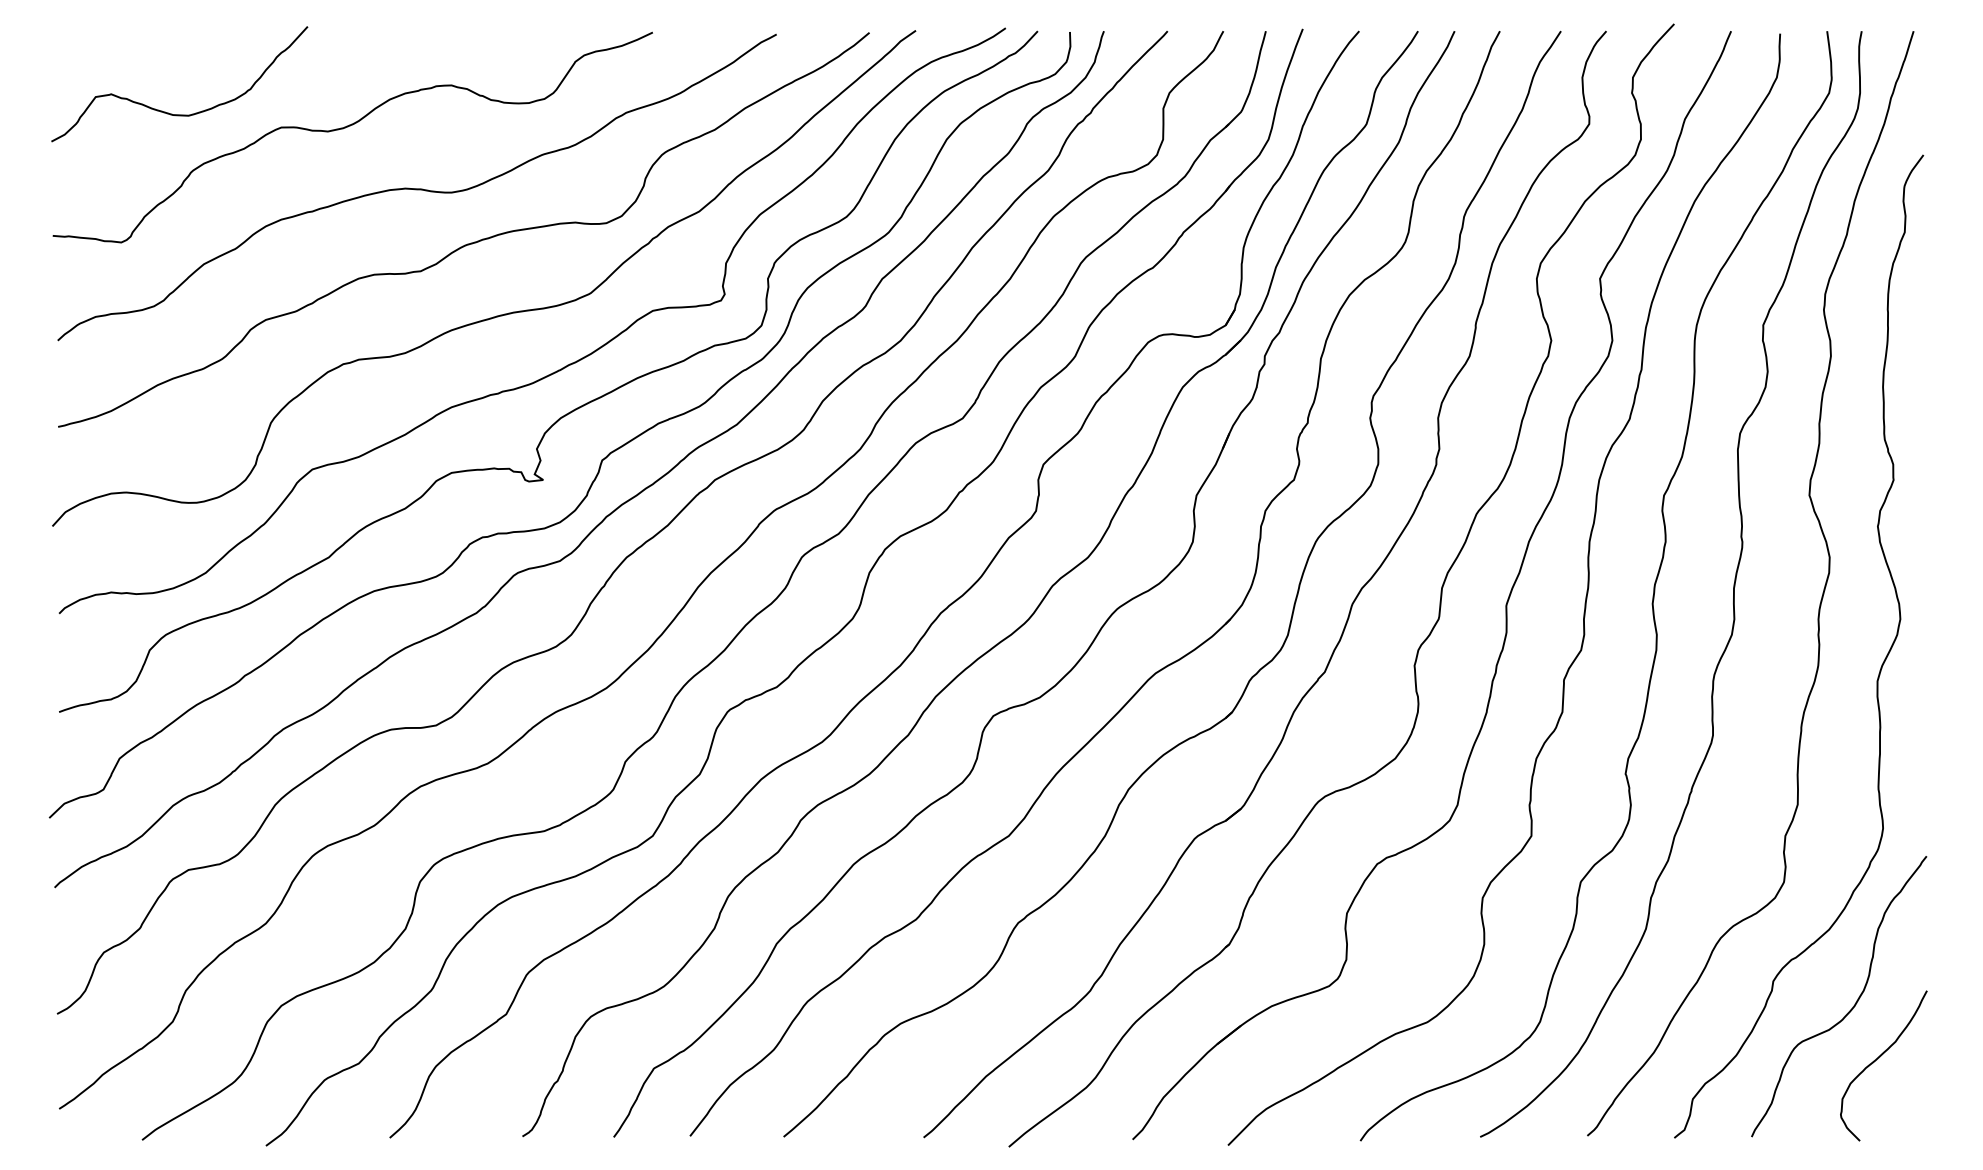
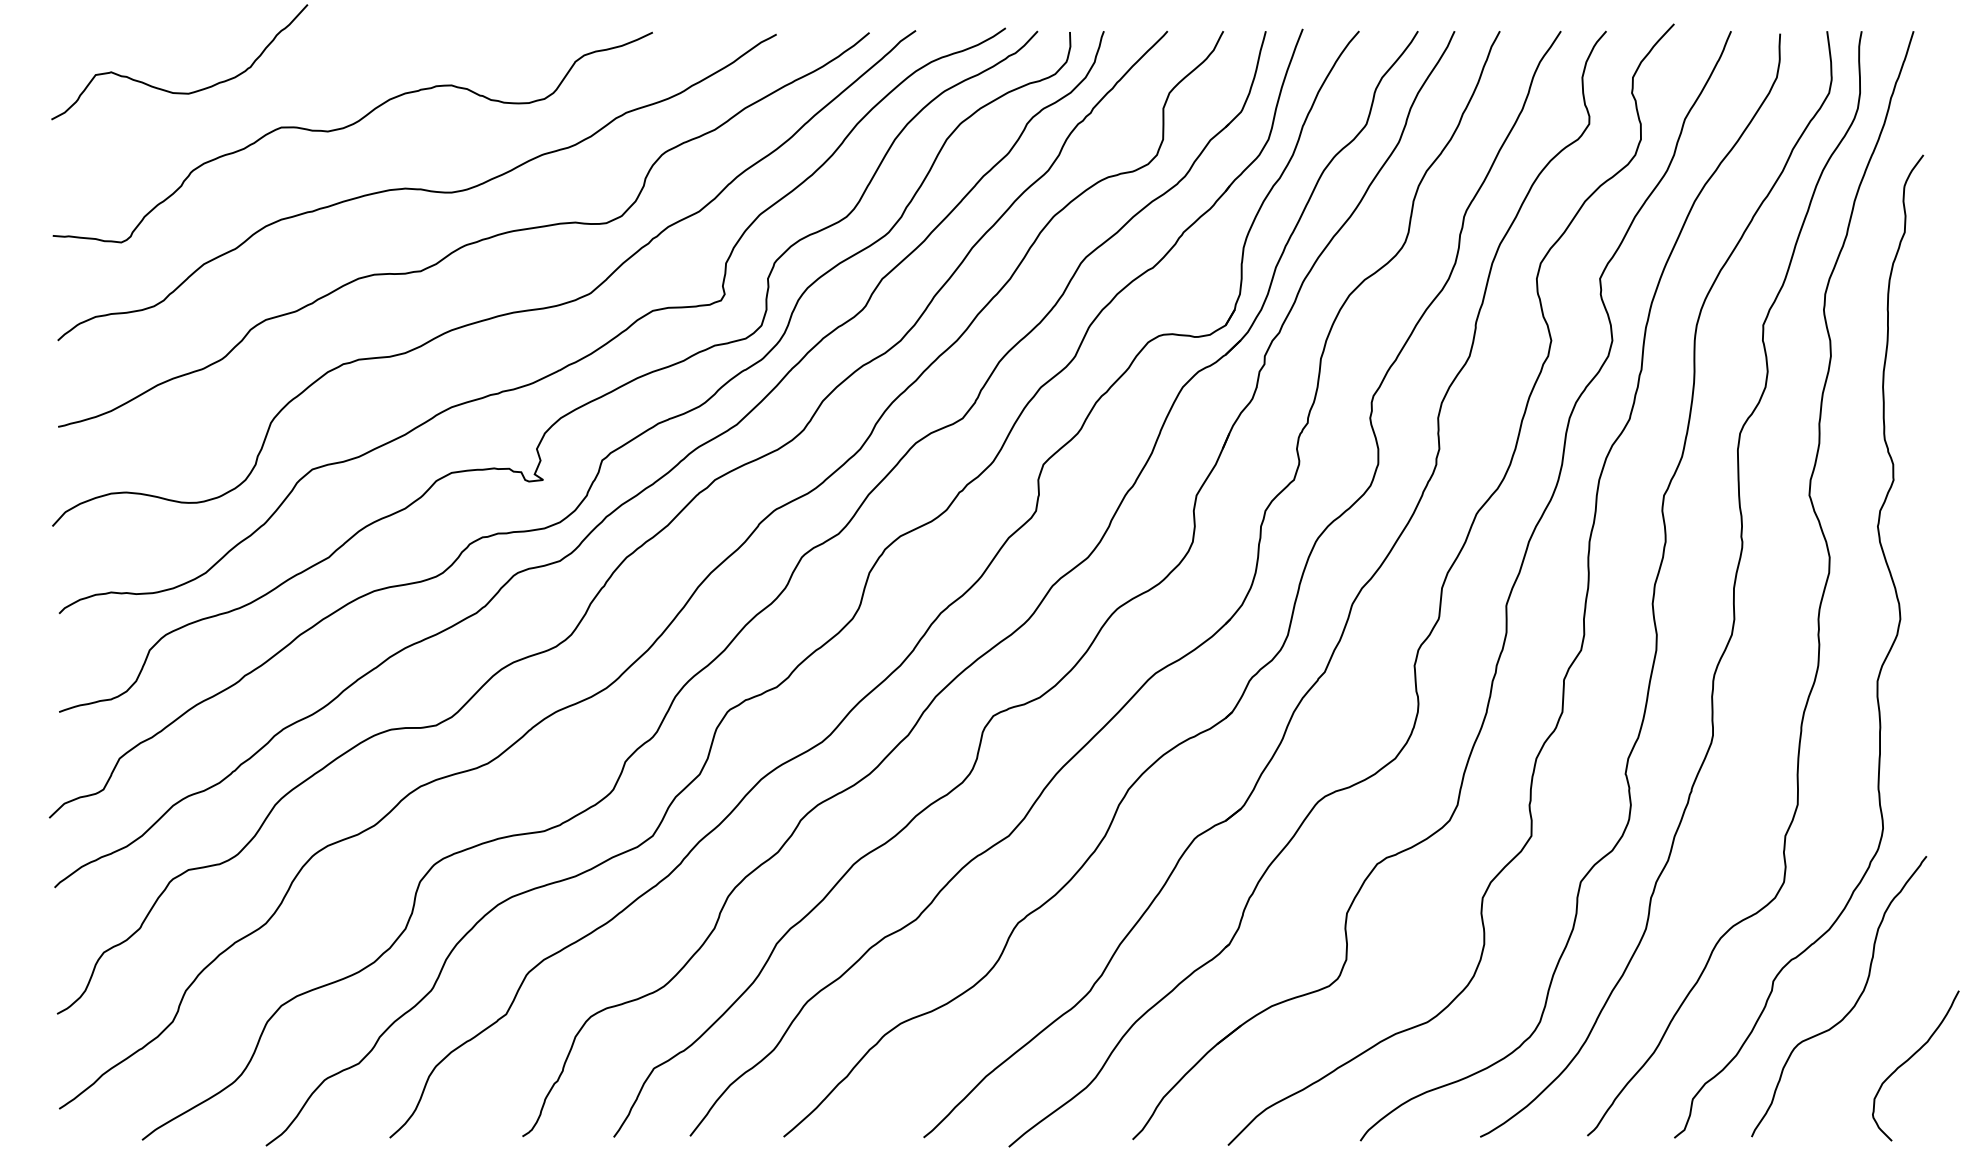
curve position: (172, 113) -> (172, 91) (172, 91)
curve position: (1879, 1058) -> (1911, 1058) (1911, 1058)
